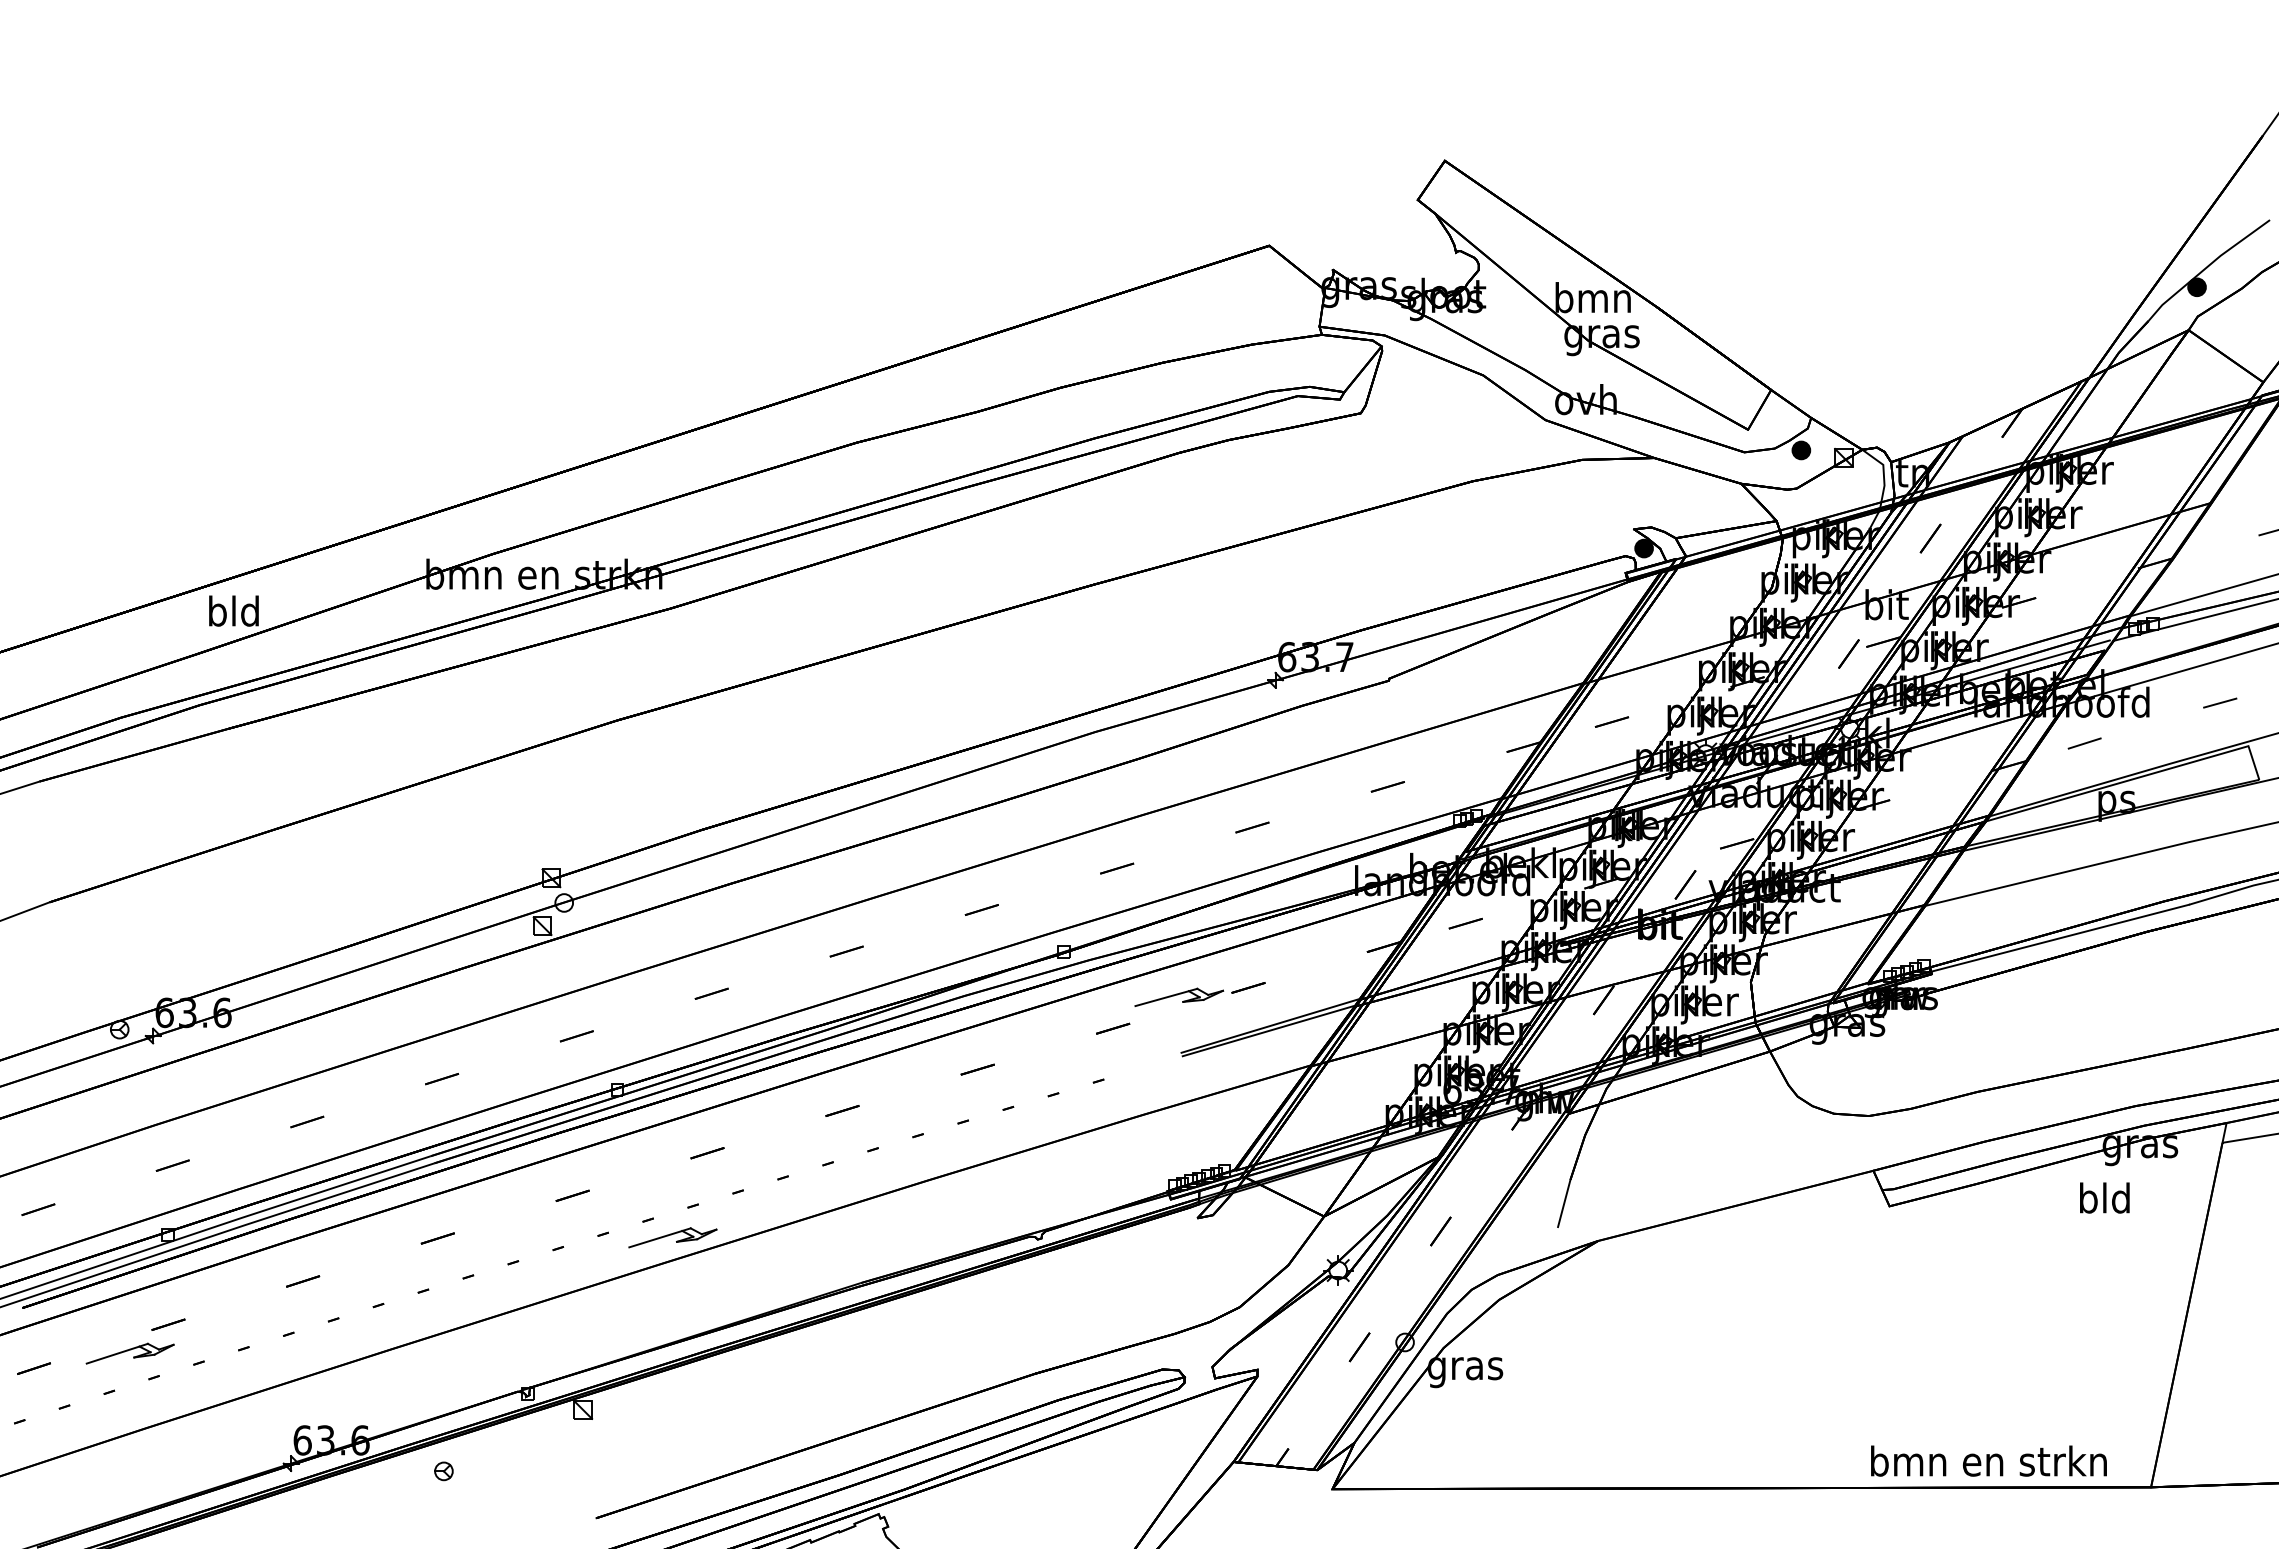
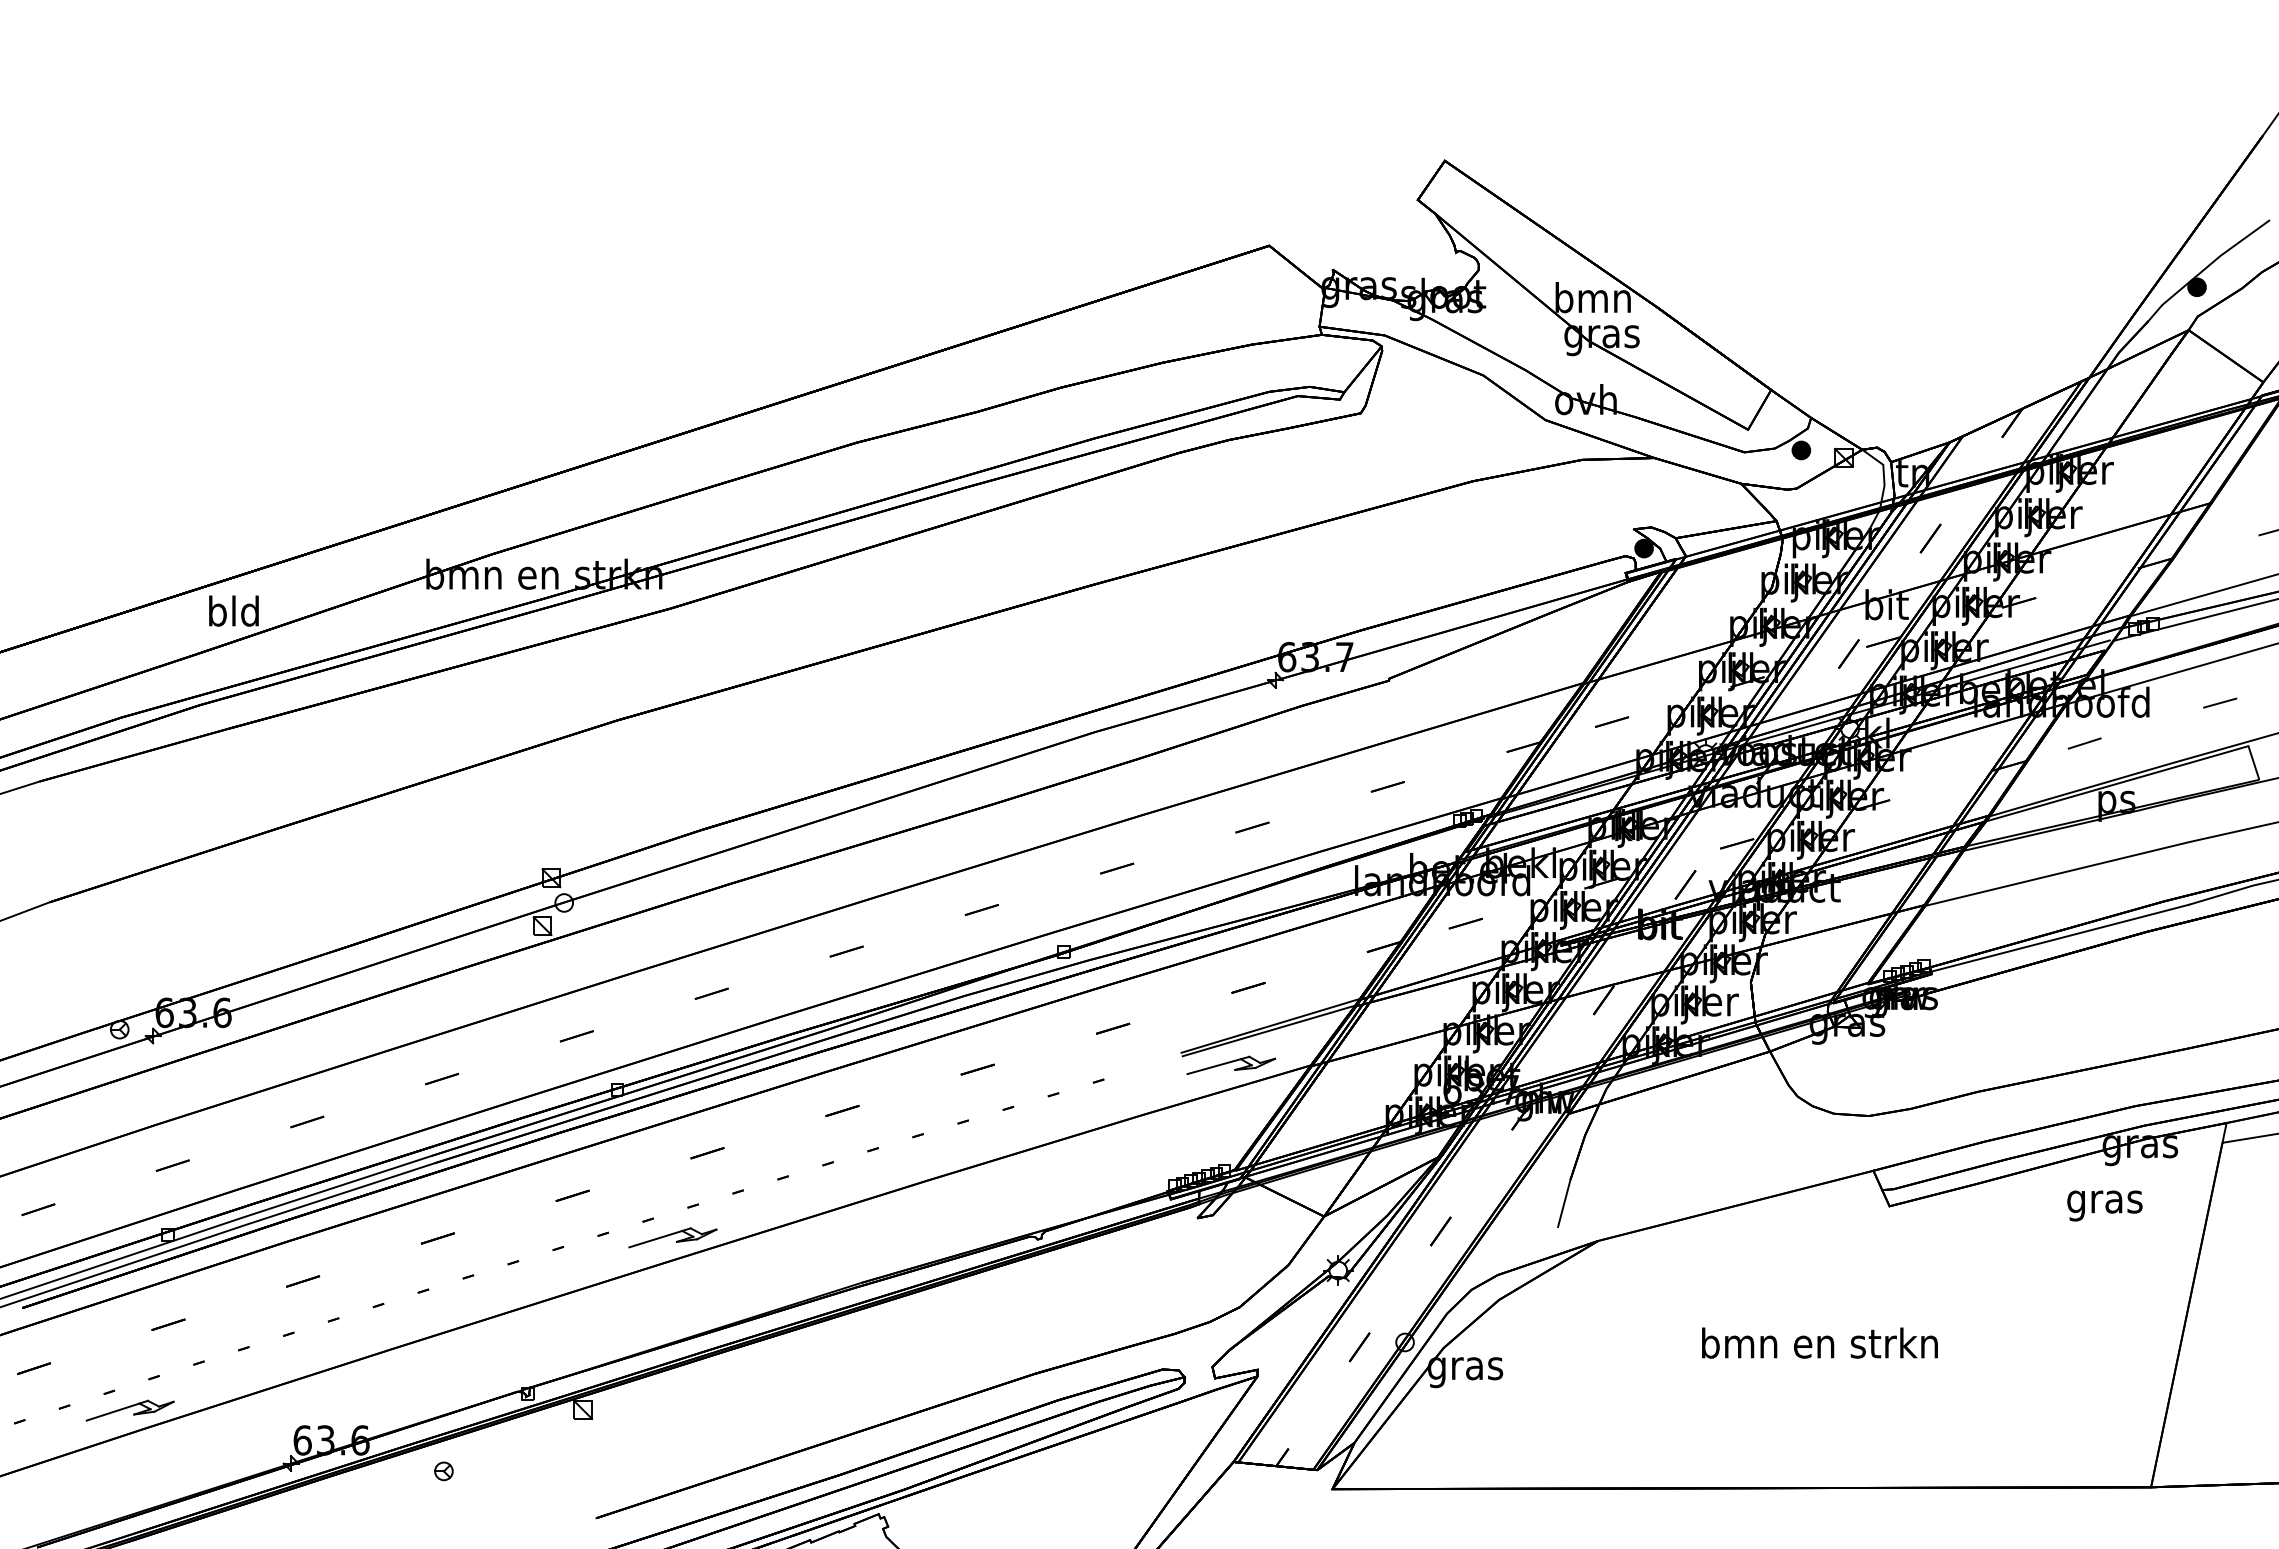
part position: (1179, 996) -> (1231, 1064) (1231, 1064)
text: bld -> gras (2104, 1201)
part position: (129, 1353) -> (129, 1410) (129, 1410)
text position: (1988, 1460) -> (1819, 1342) (1819, 1342)
